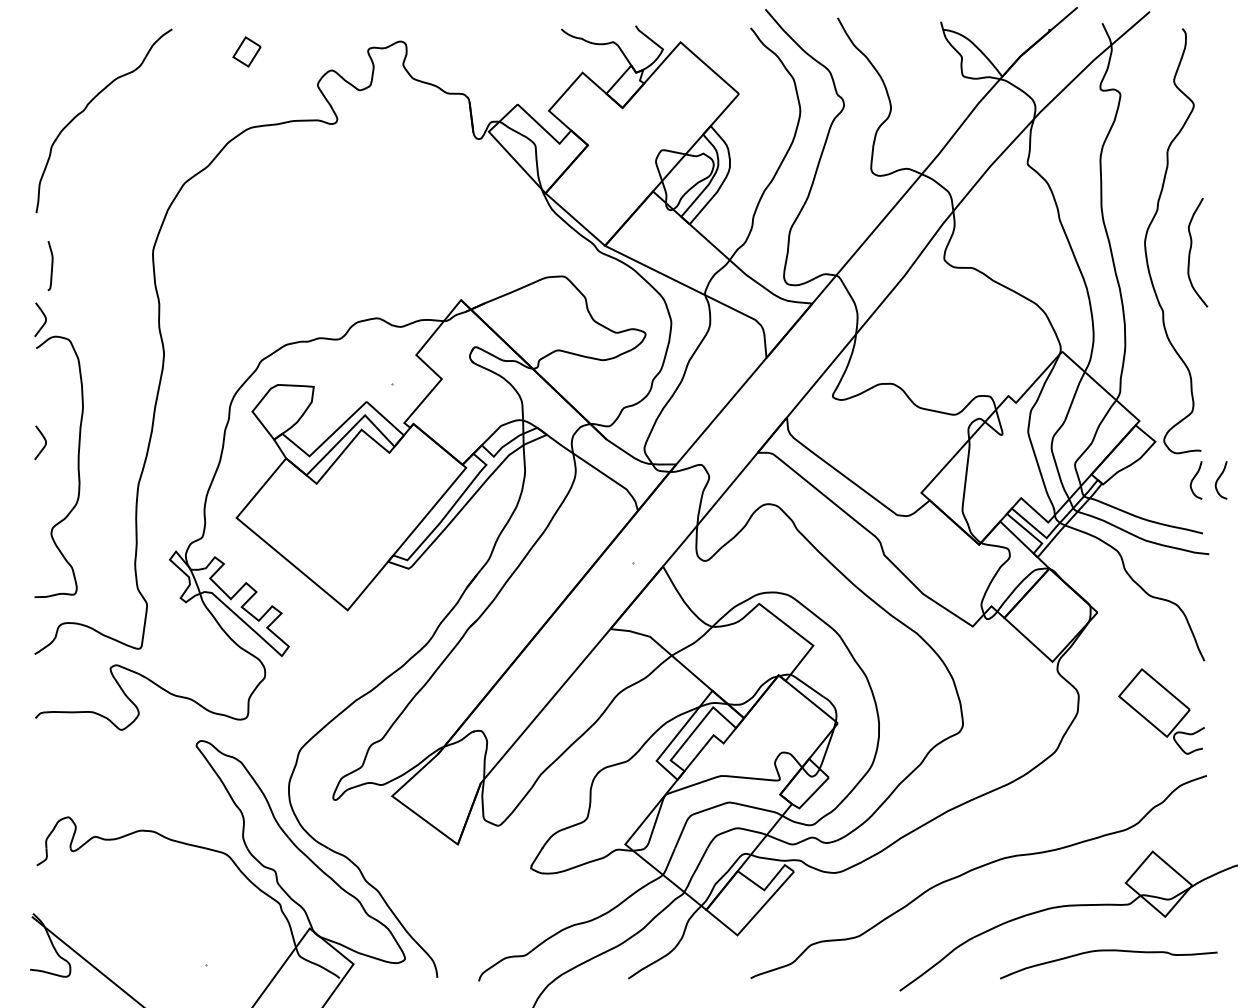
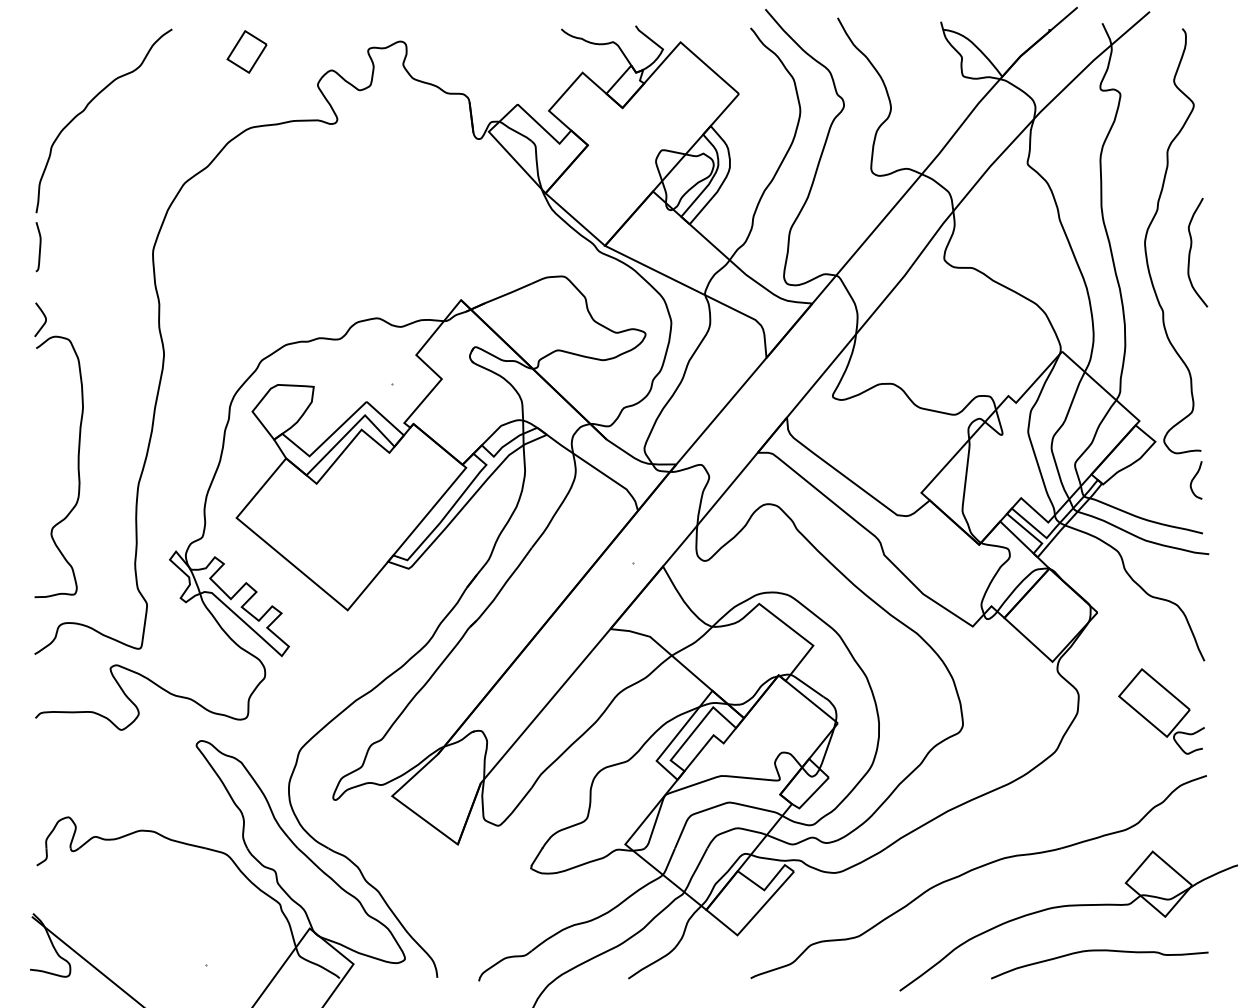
part size: 30x32 px -> 42x44 px (246, 51)
curve position: (51, 266) -> (39, 247) (39, 247)
curve: present -> none (44, 440)
curve: present -> none (1218, 480)
curve position: (1108, 951) -> (1099, 951) (1099, 951)
